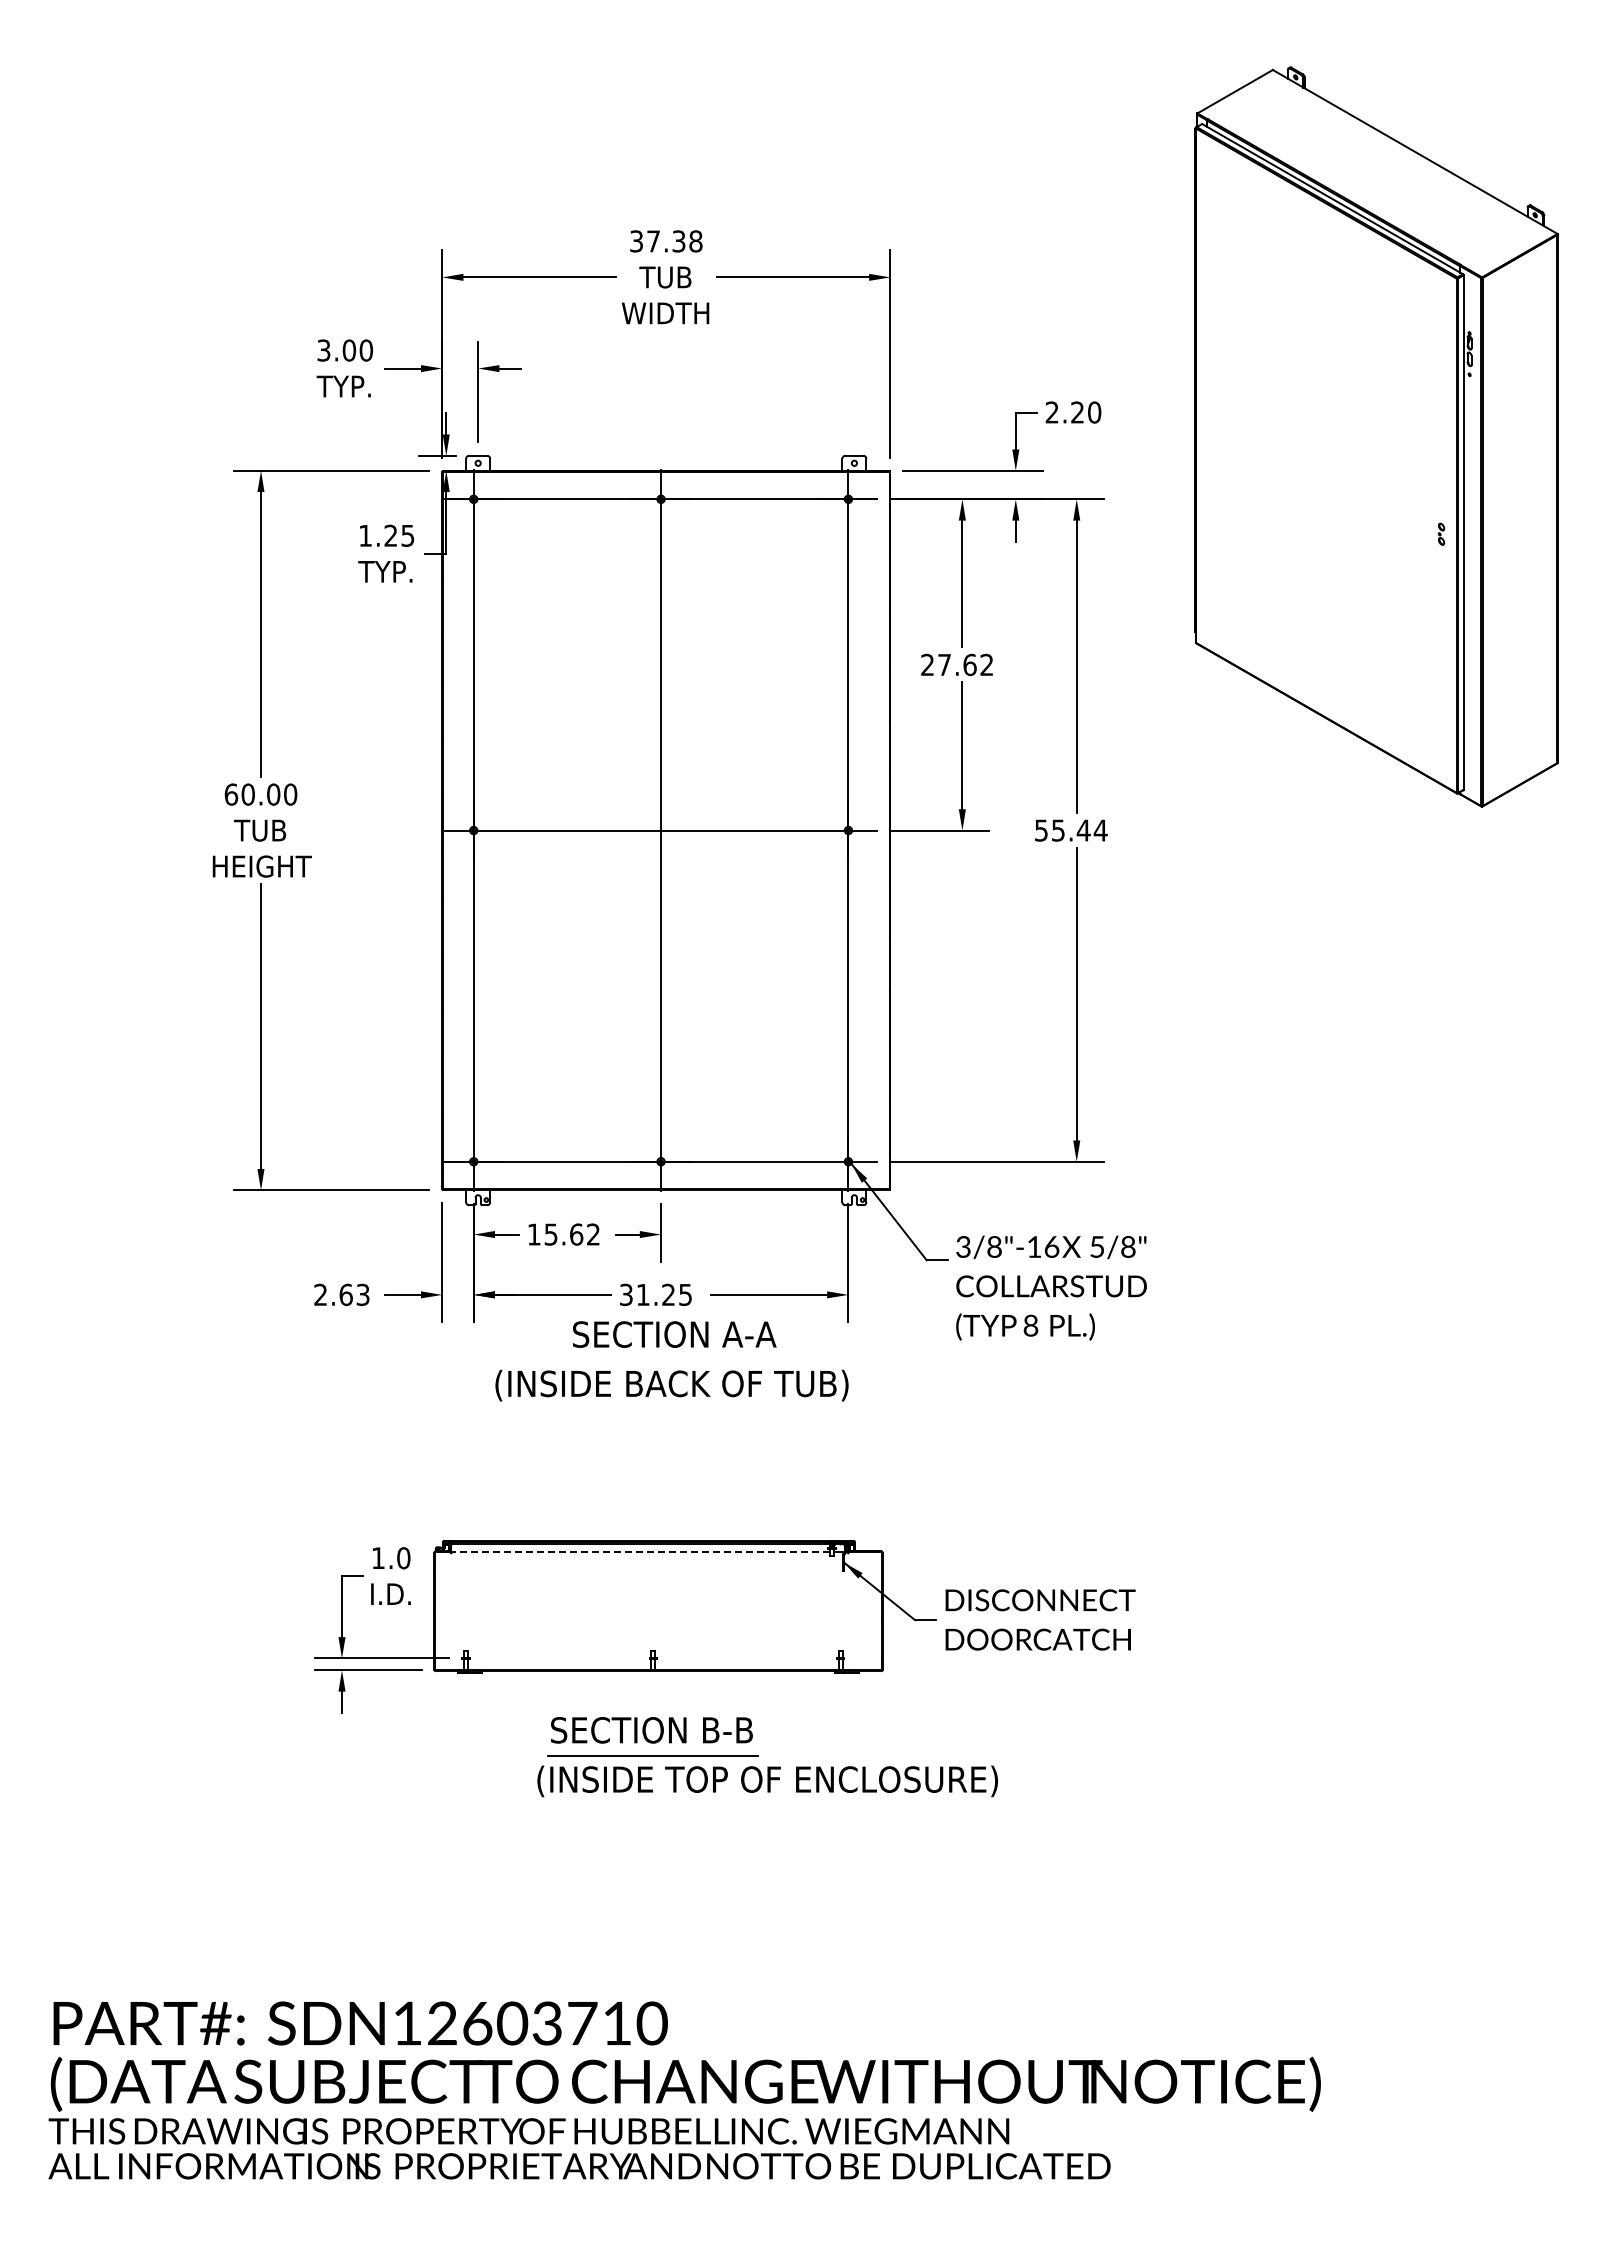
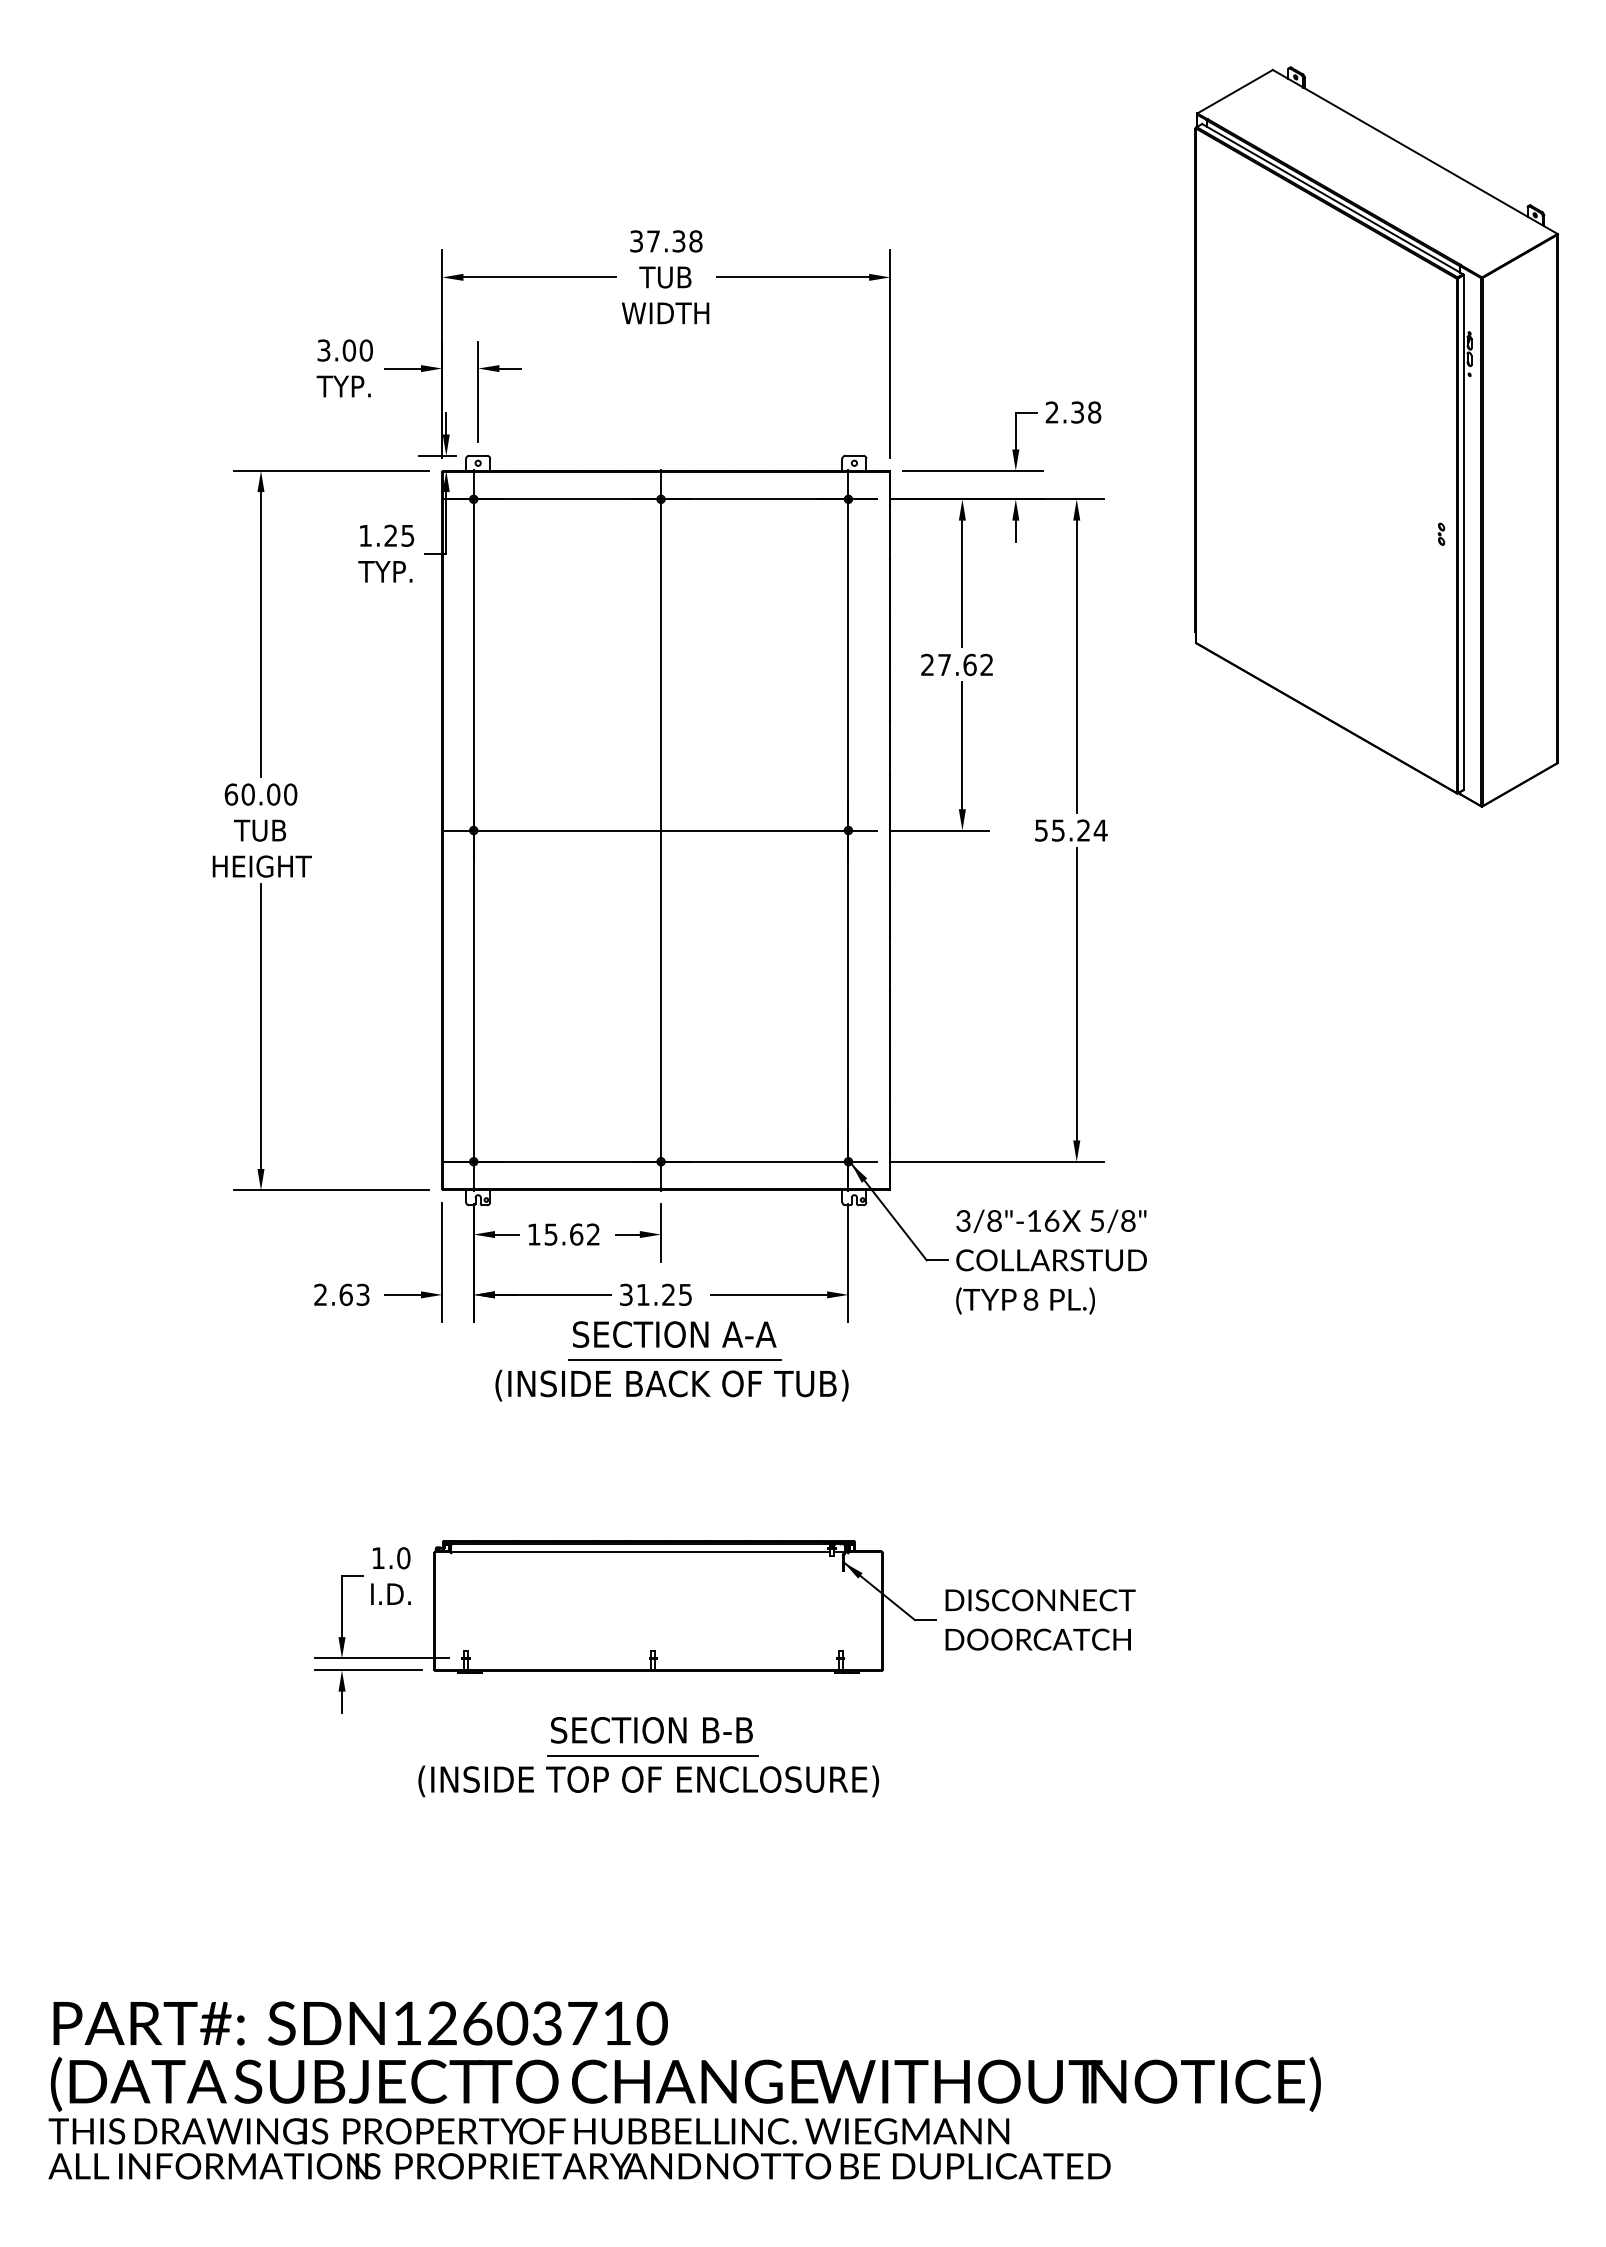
text: 2.20 -> 2.38 (1086, 412)
text: 55.44 -> 55.24 (1083, 830)
text position: (1051, 1287) -> (1051, 1261) (1051, 1261)
line: none -> present (674, 1360)
line: dashed -> solid (640, 1552)
text position: (767, 1781) -> (648, 1781) (648, 1781)
